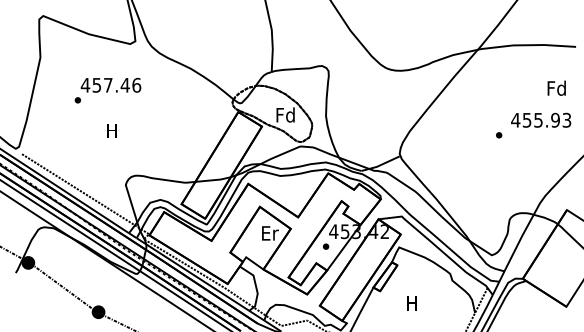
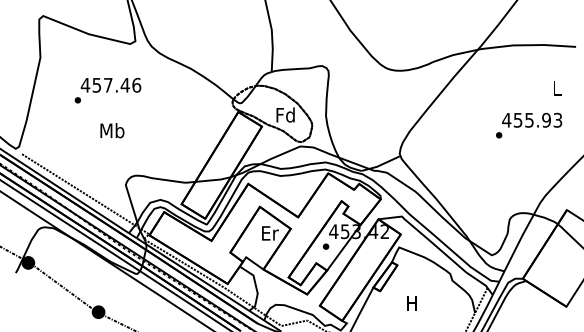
text: Fd -> L (556, 87)
text position: (541, 119) -> (532, 119) (532, 119)
text: H -> Mb (112, 130)
